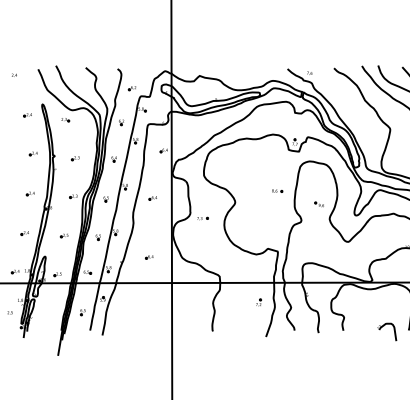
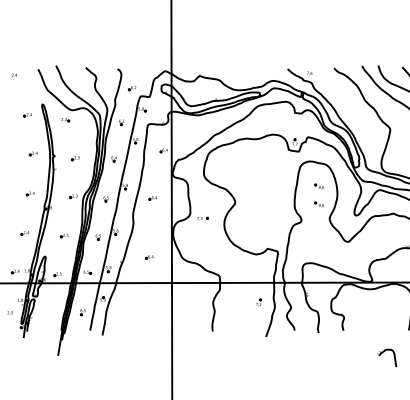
part: none -> present (318, 186)
part: present -> none (277, 190)
part position: (387, 331) -> (387, 357) (387, 357)
